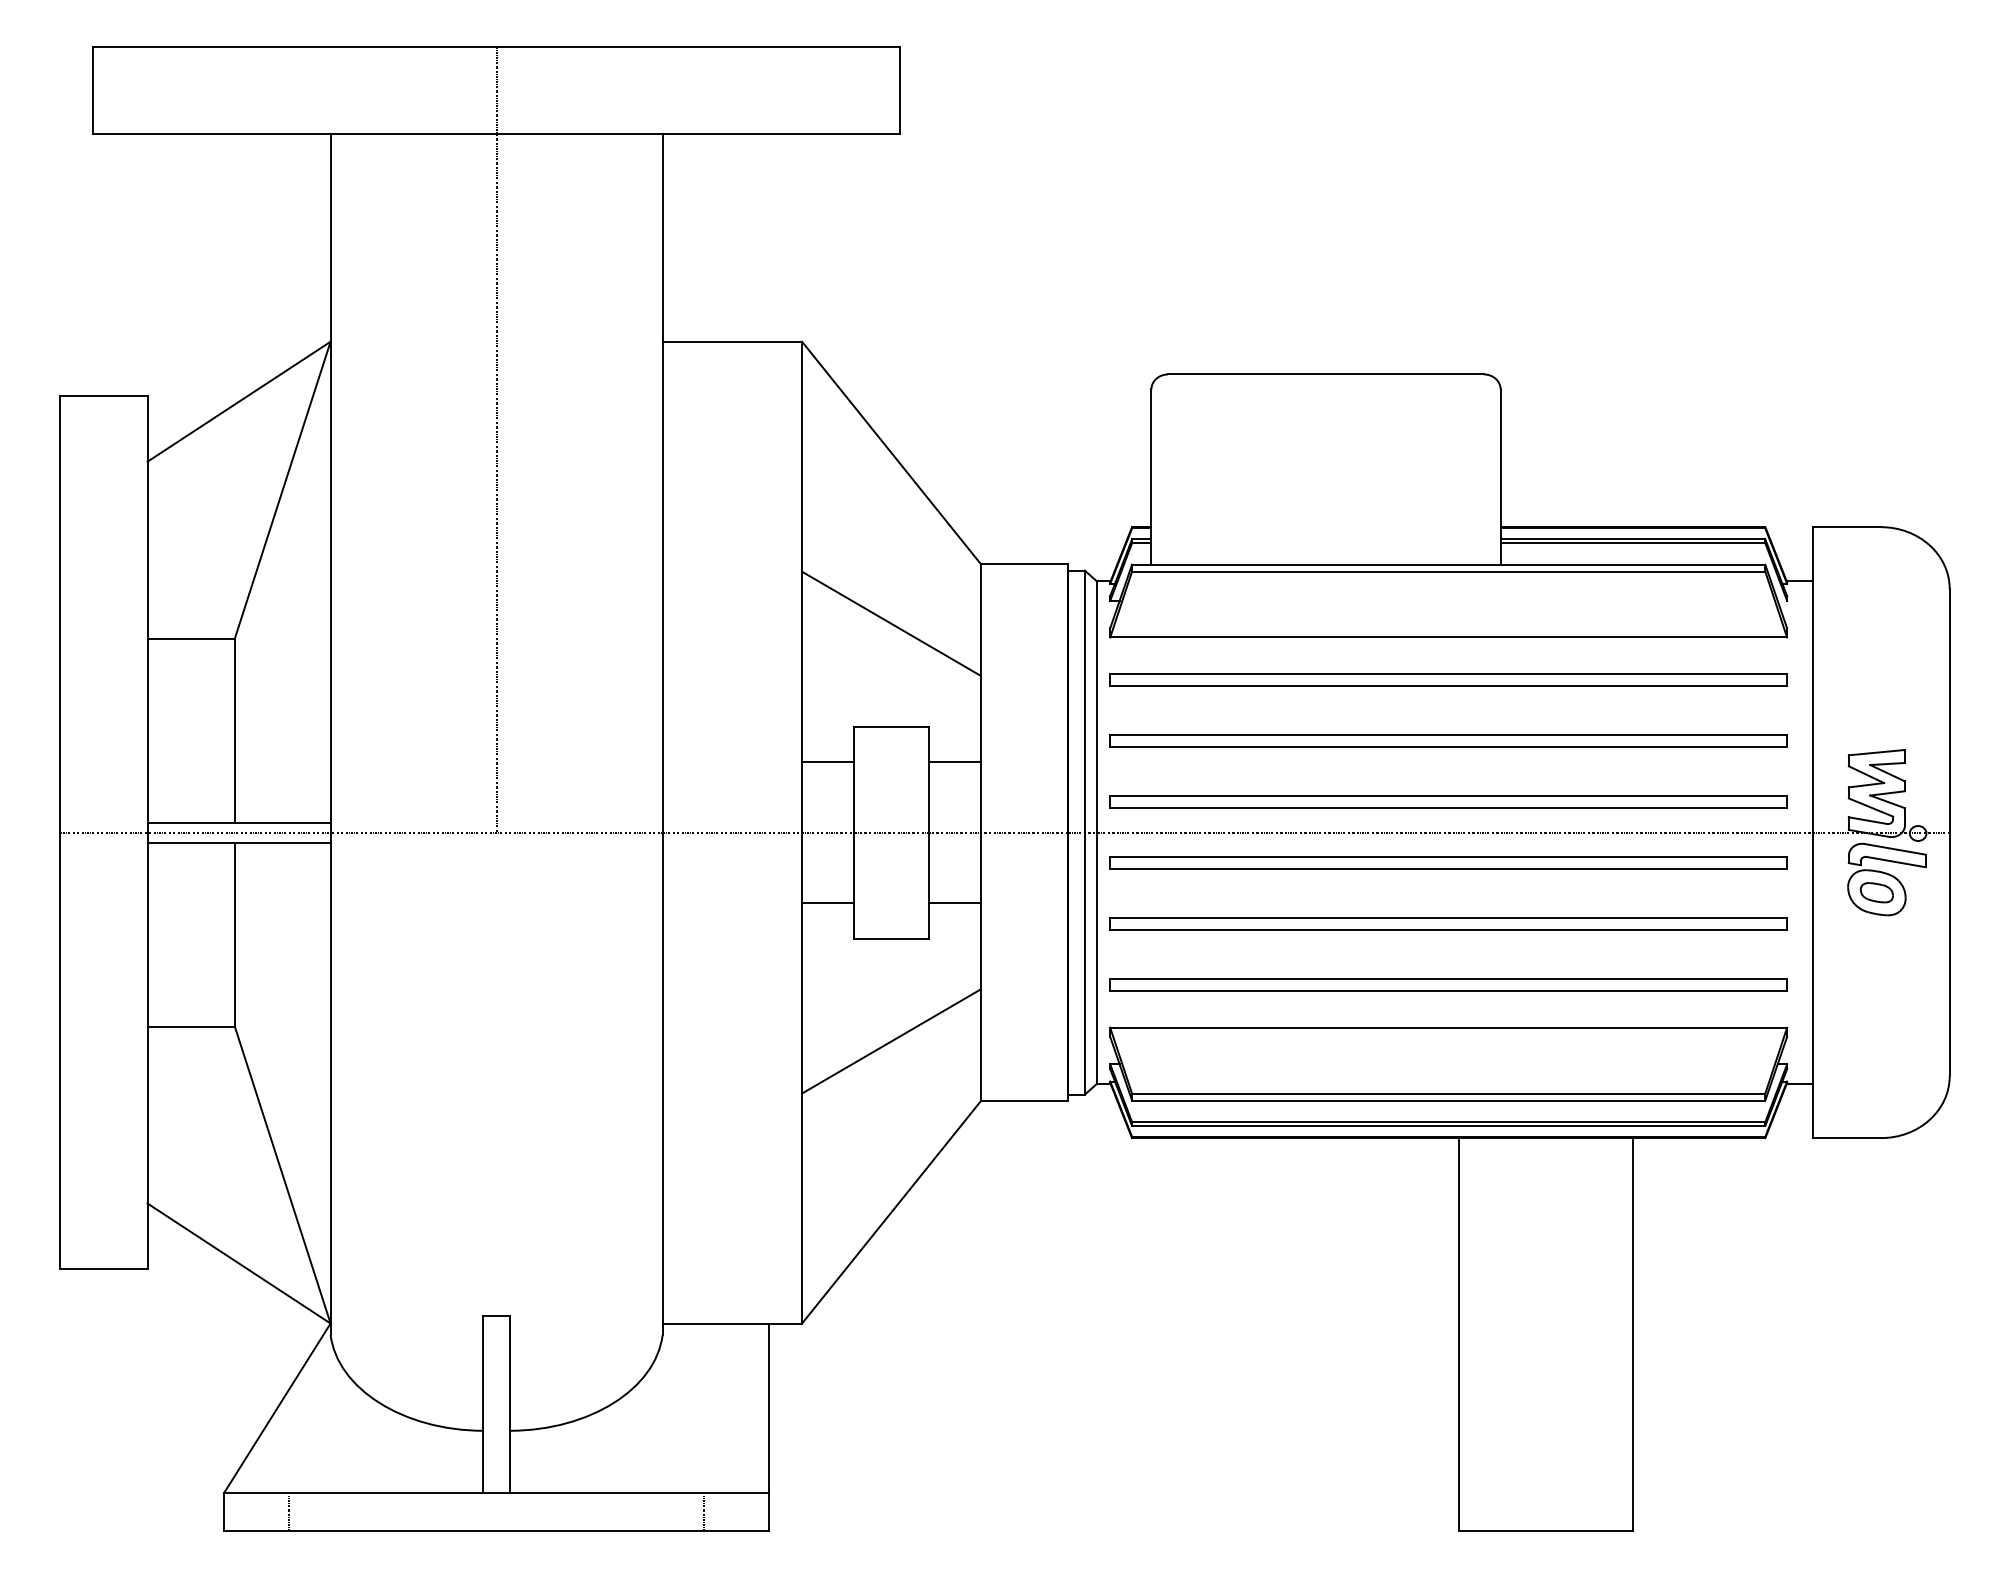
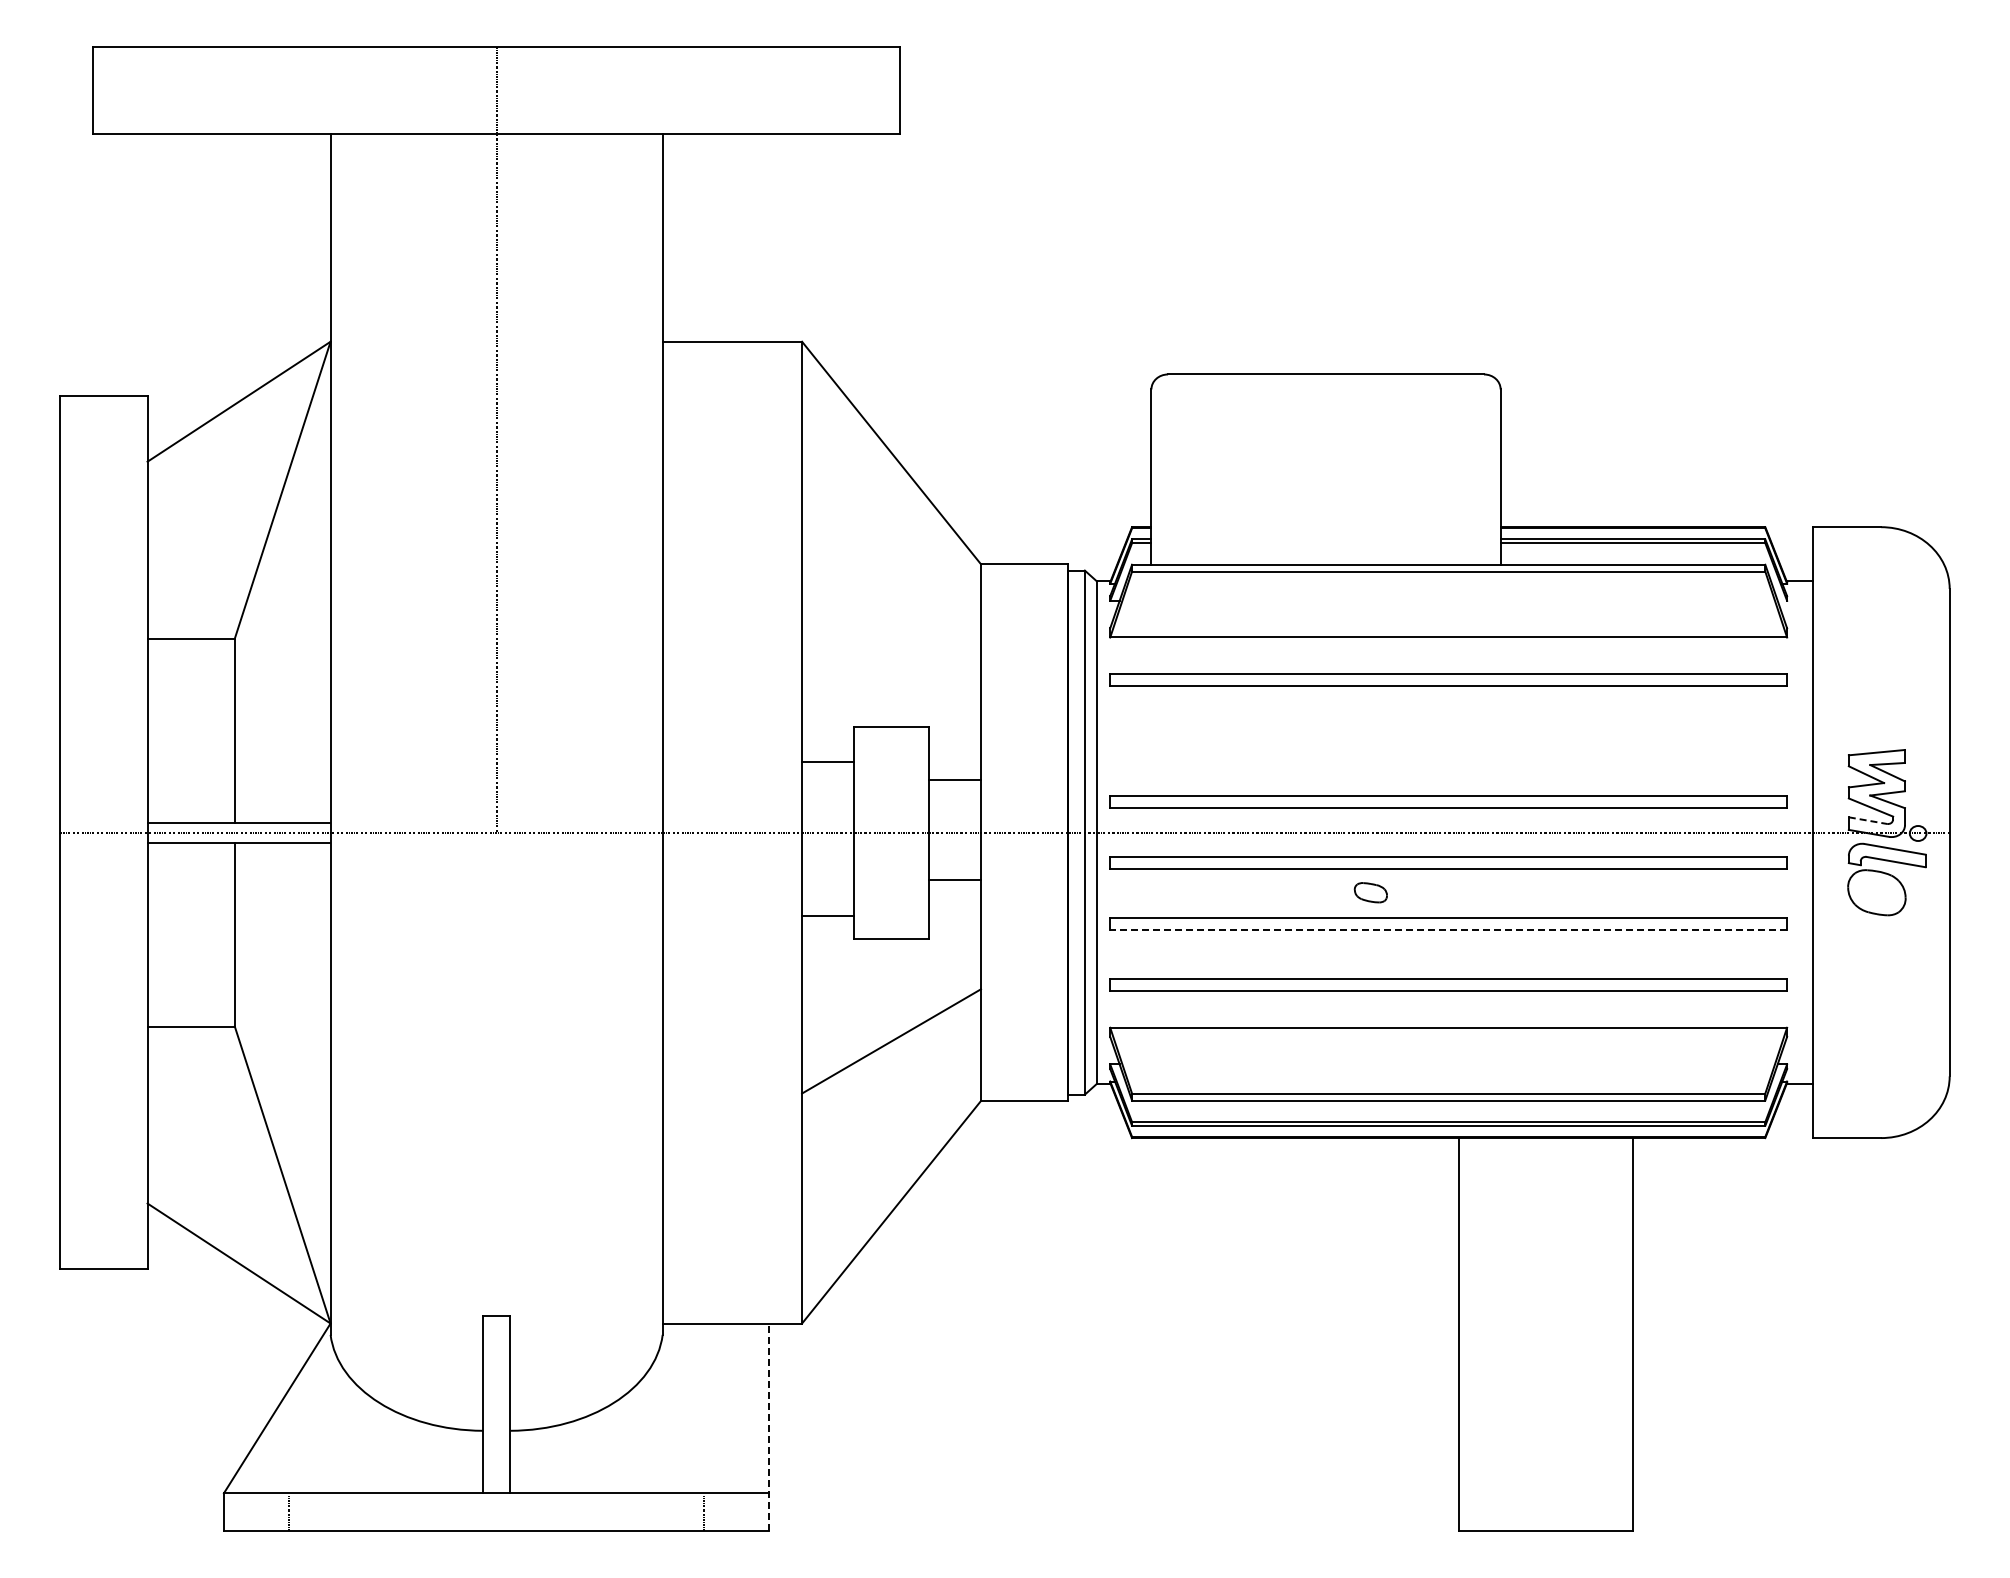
line: present -> none (891, 623)
part: present -> none (1448, 740)
line position: (954, 761) -> (954, 779) (954, 779)
line: solid -> dashed (1868, 820)
part position: (1876, 892) -> (1370, 892) (1370, 892)
line position: (828, 903) -> (828, 916) (828, 916)
line position: (954, 903) -> (954, 880) (954, 880)
line: solid -> dashed (1448, 930)
line: solid -> dashed (769, 1427)
